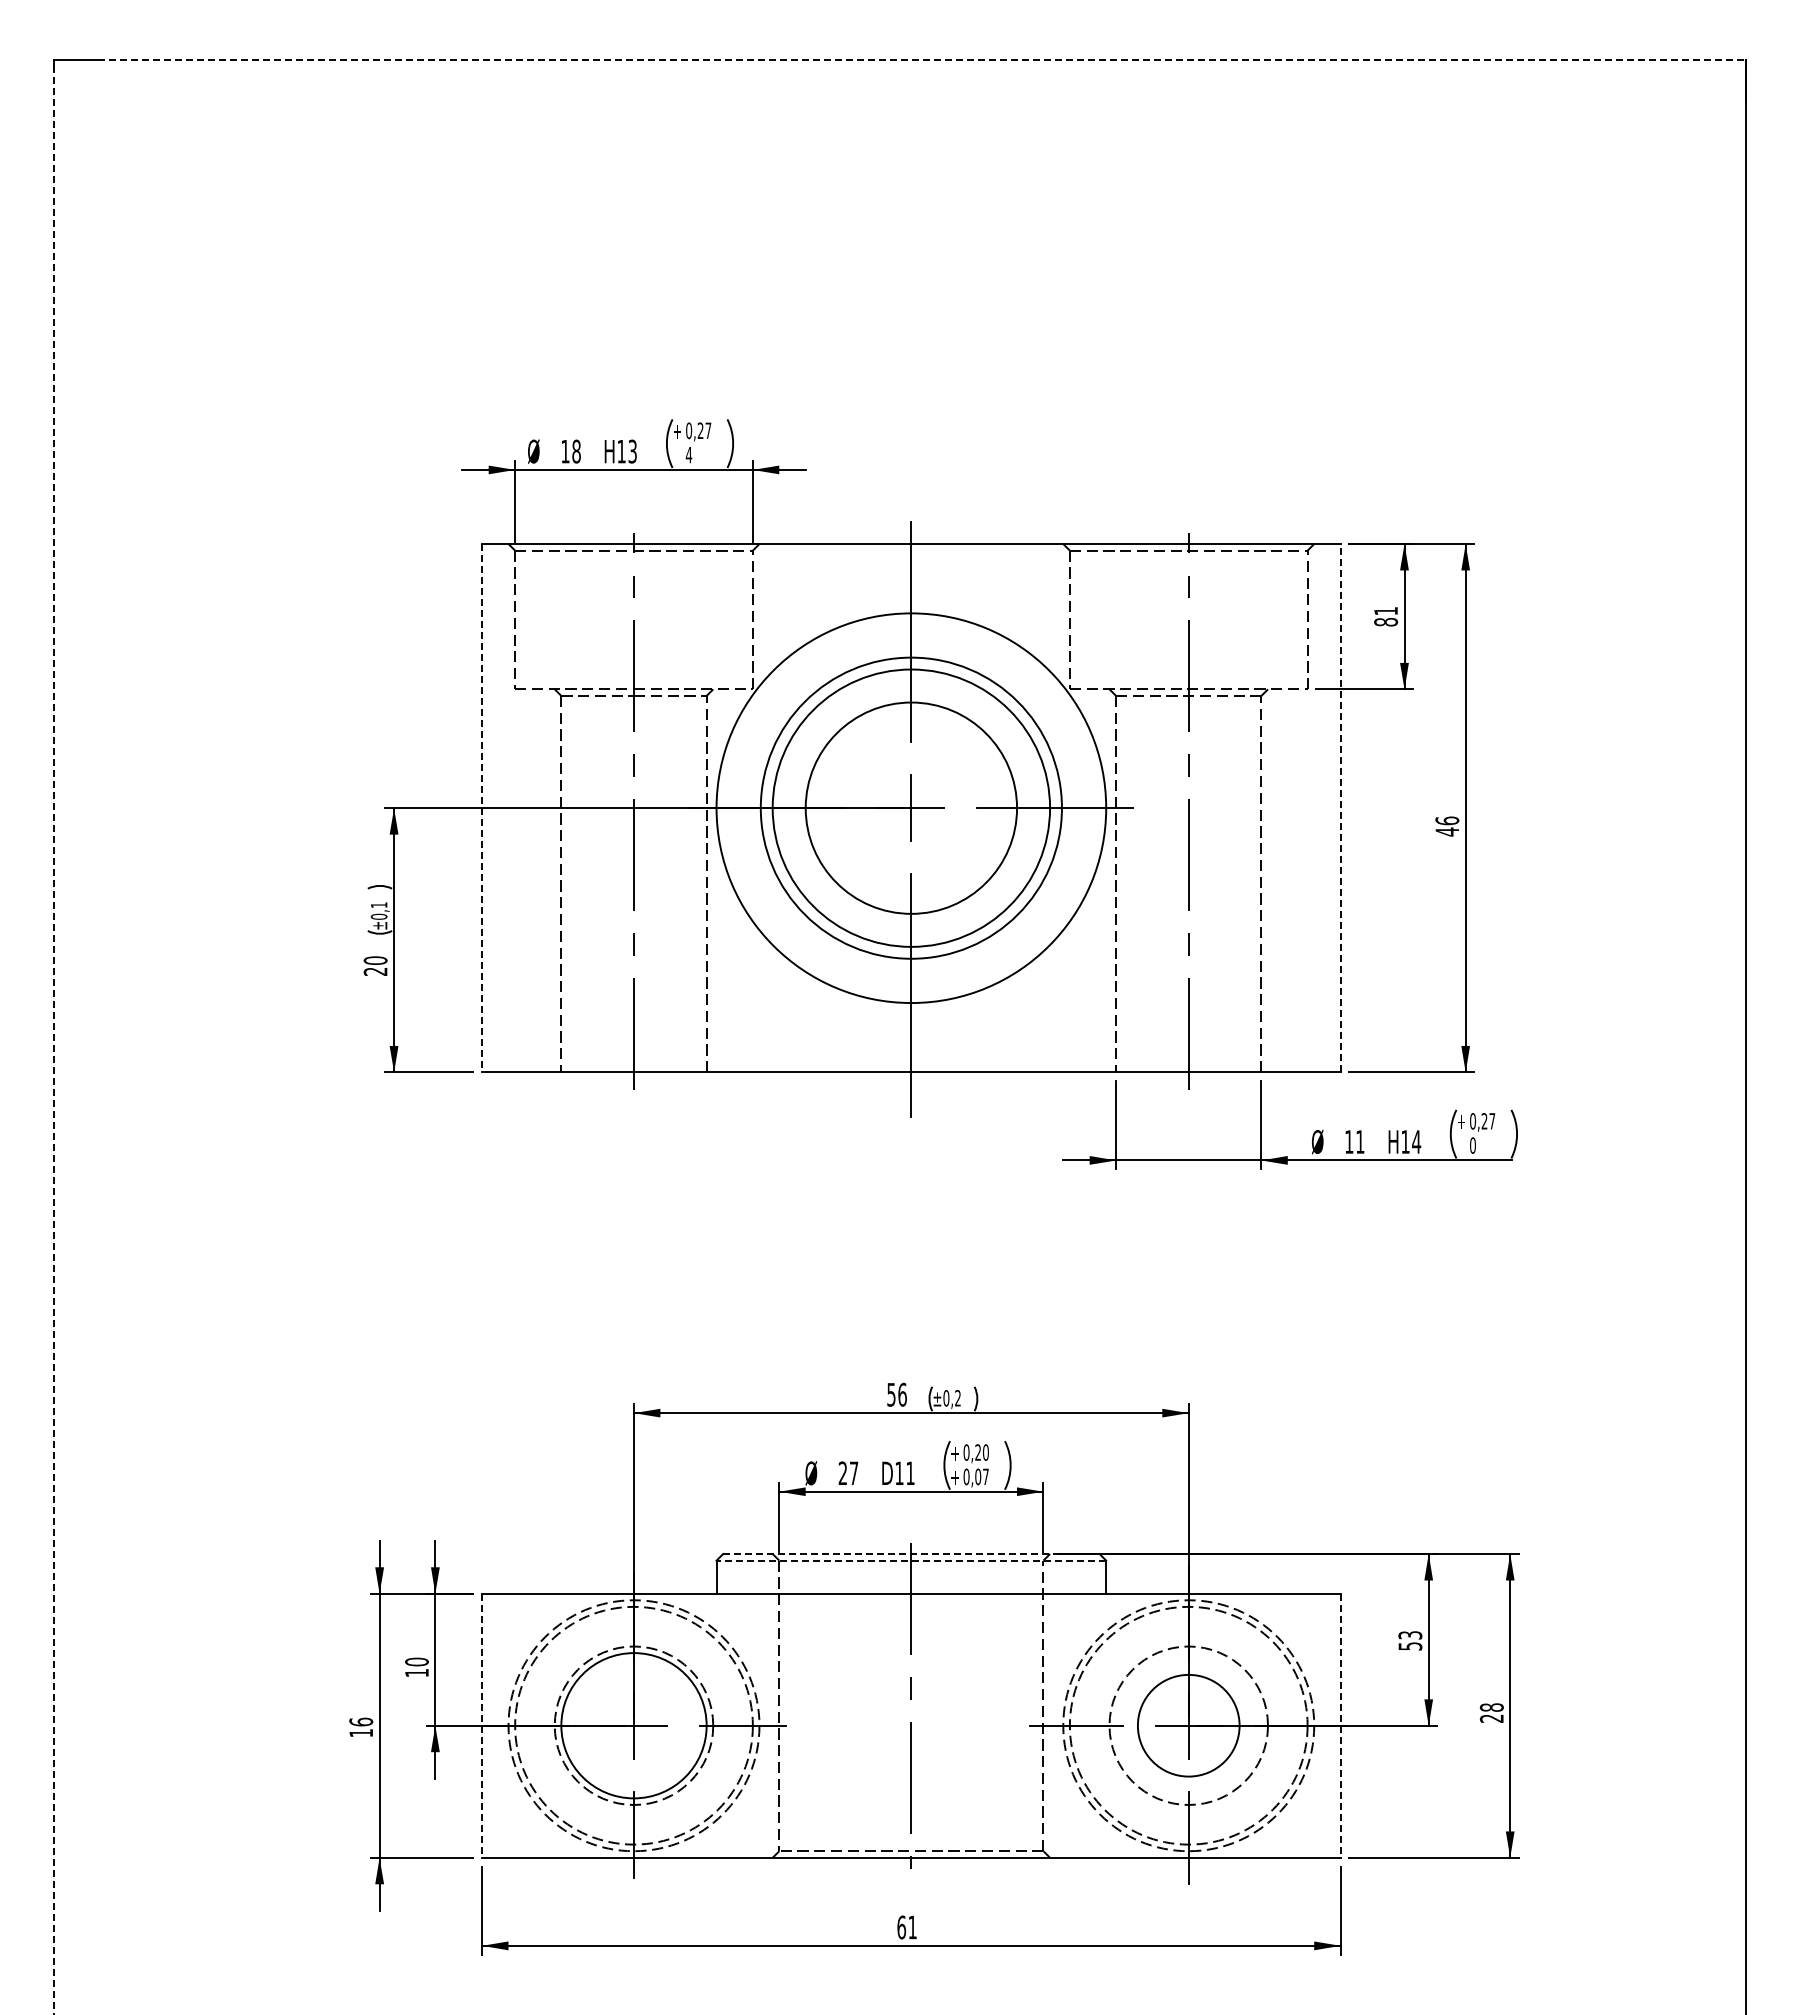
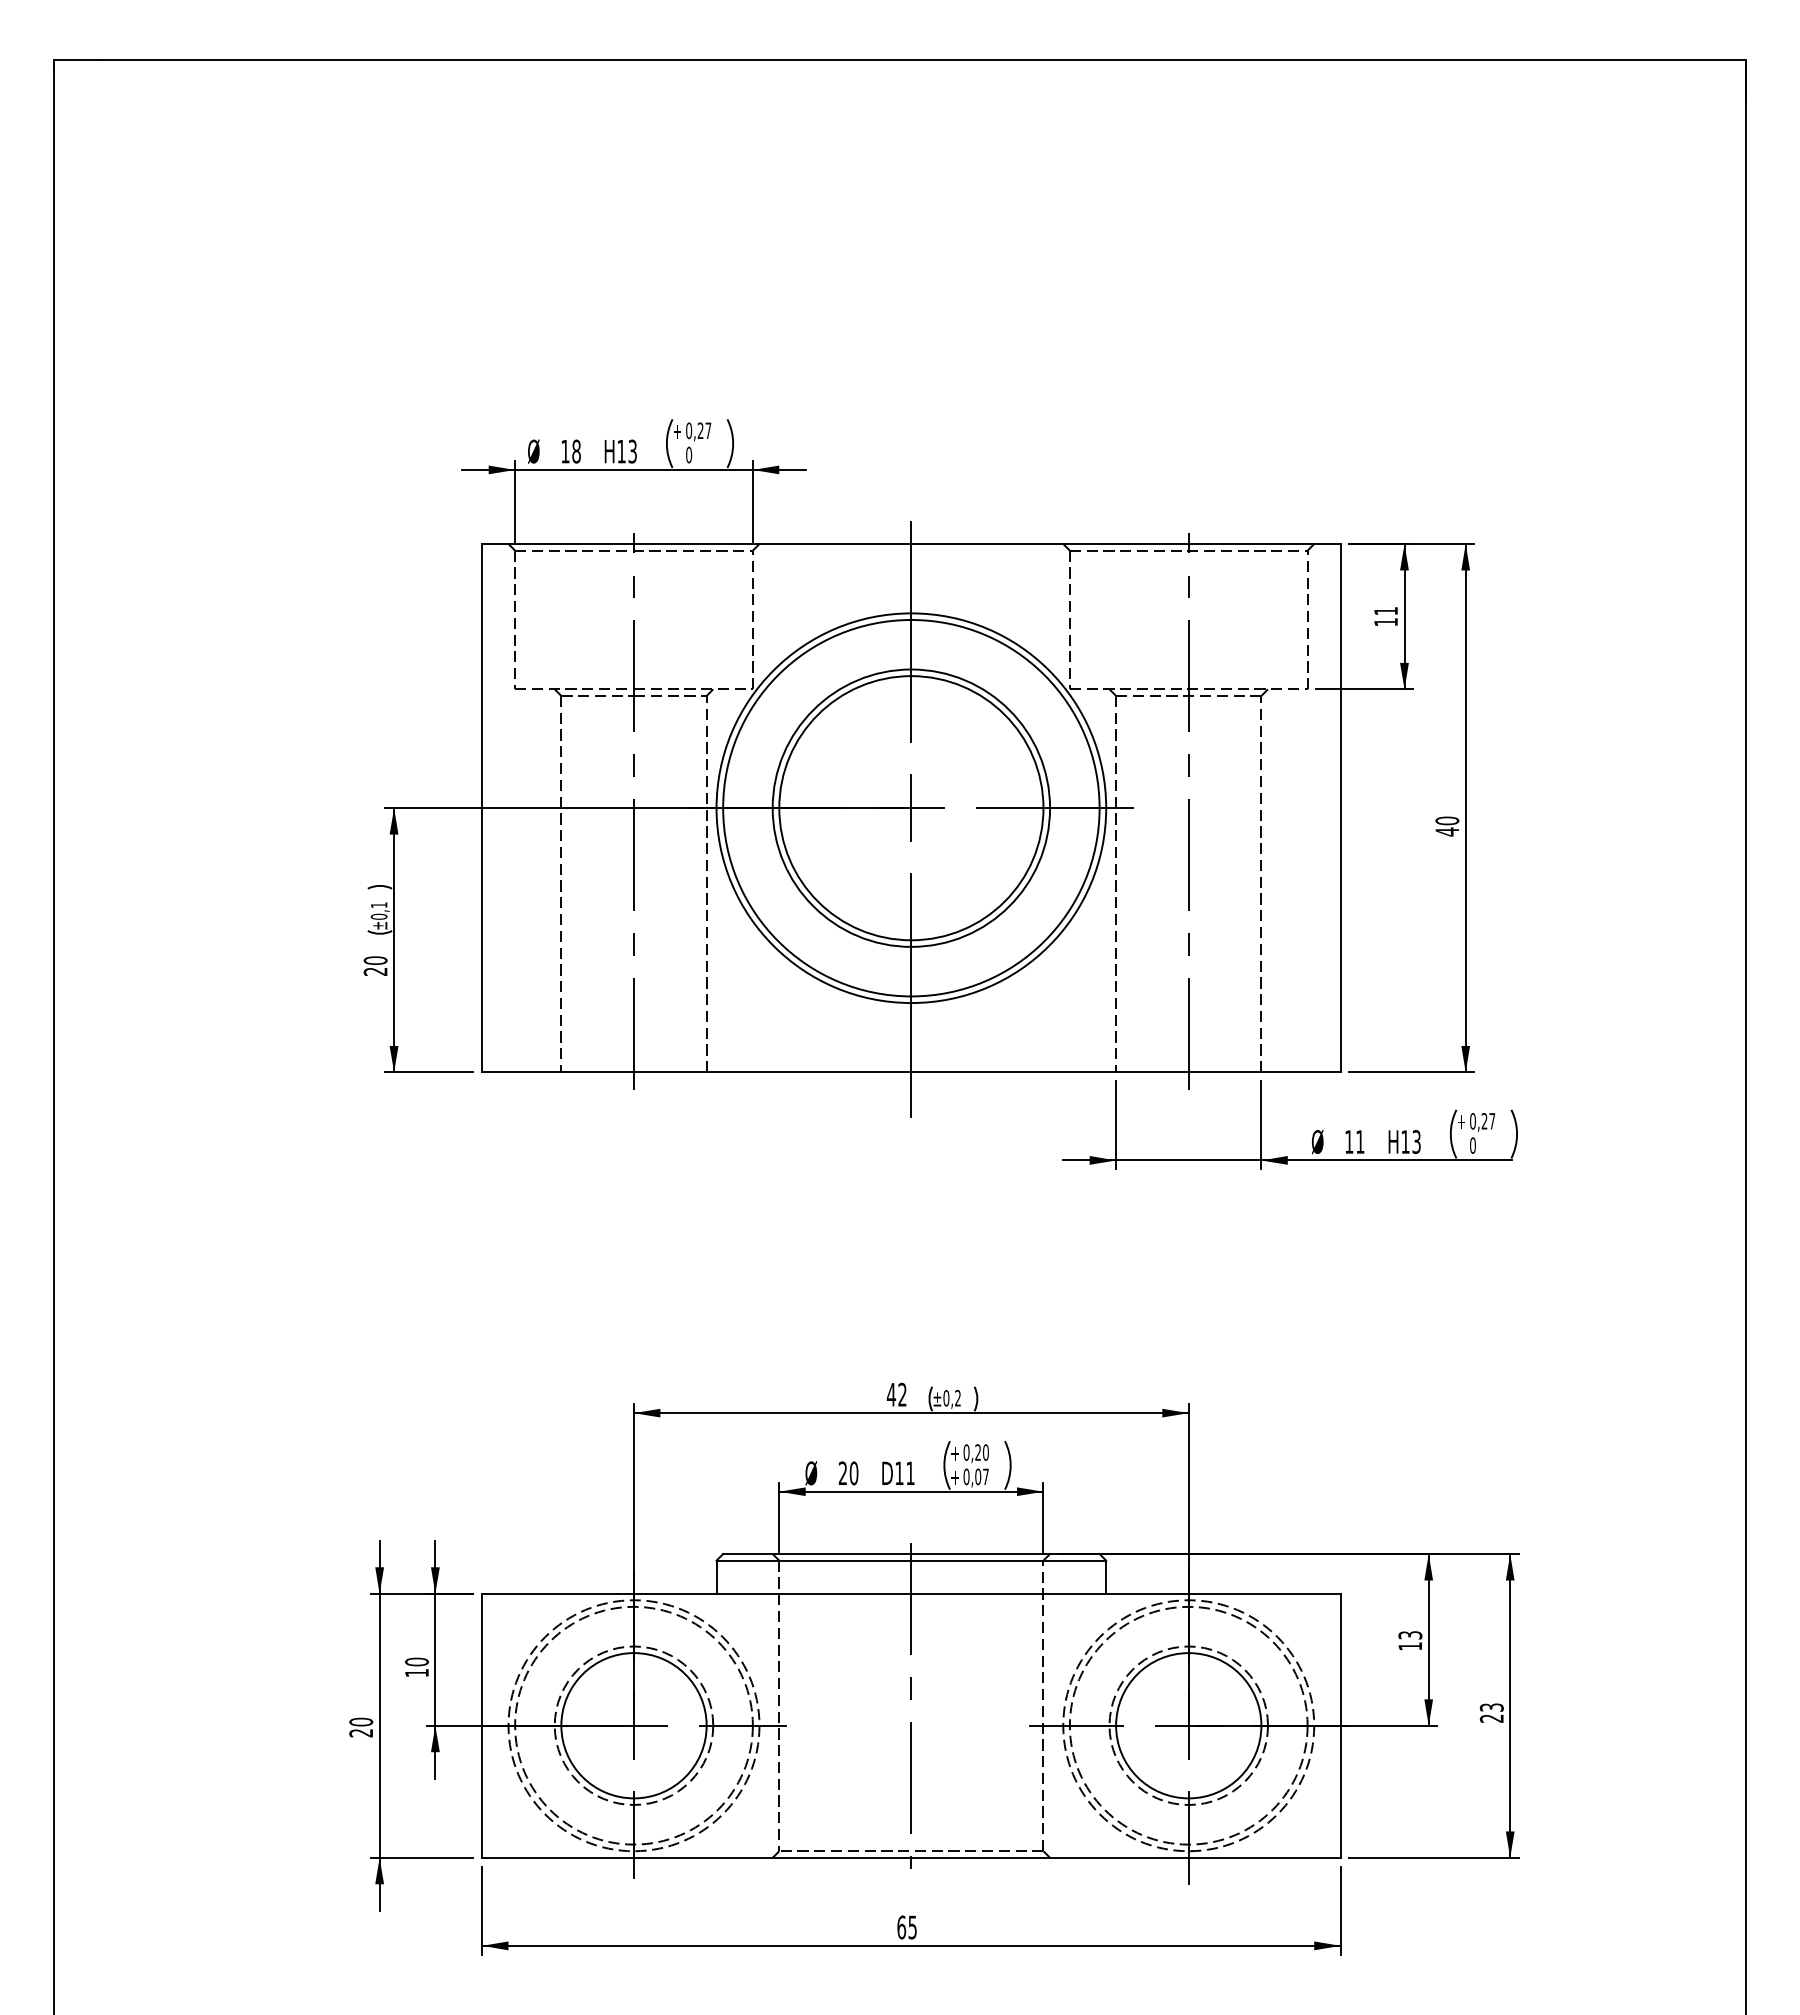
line: dashed -> solid (922, 60)
text: 4 -> 0 (688, 454)
text: 81 -> 11 (1386, 622)
circle diameter: 301 px -> 376 px (911, 808)
circle diameter: 211 px -> 264 px (911, 808)
line: dashed -> solid (1340, 807)
line: dashed -> solid (482, 808)
text: 46 -> 40 (1446, 820)
line: dashed -> solid (53, 1040)
text: H14 -> H13 (1416, 1141)
text: 56 -> 42 (896, 1394)
text: 27 -> 20 (853, 1473)
line: dashed -> solid (911, 1554)
line: dashed -> solid (911, 1560)
text: 53 -> 13 (1410, 1646)
text: 28 -> 23 (1491, 1707)
circle diameter: 102 px -> 145 px (1188, 1725)
line: dashed -> solid (482, 1726)
line: dashed -> solid (1340, 1726)
text: 16 -> 20 (360, 1727)
text: 61 -> 65 (912, 1927)
